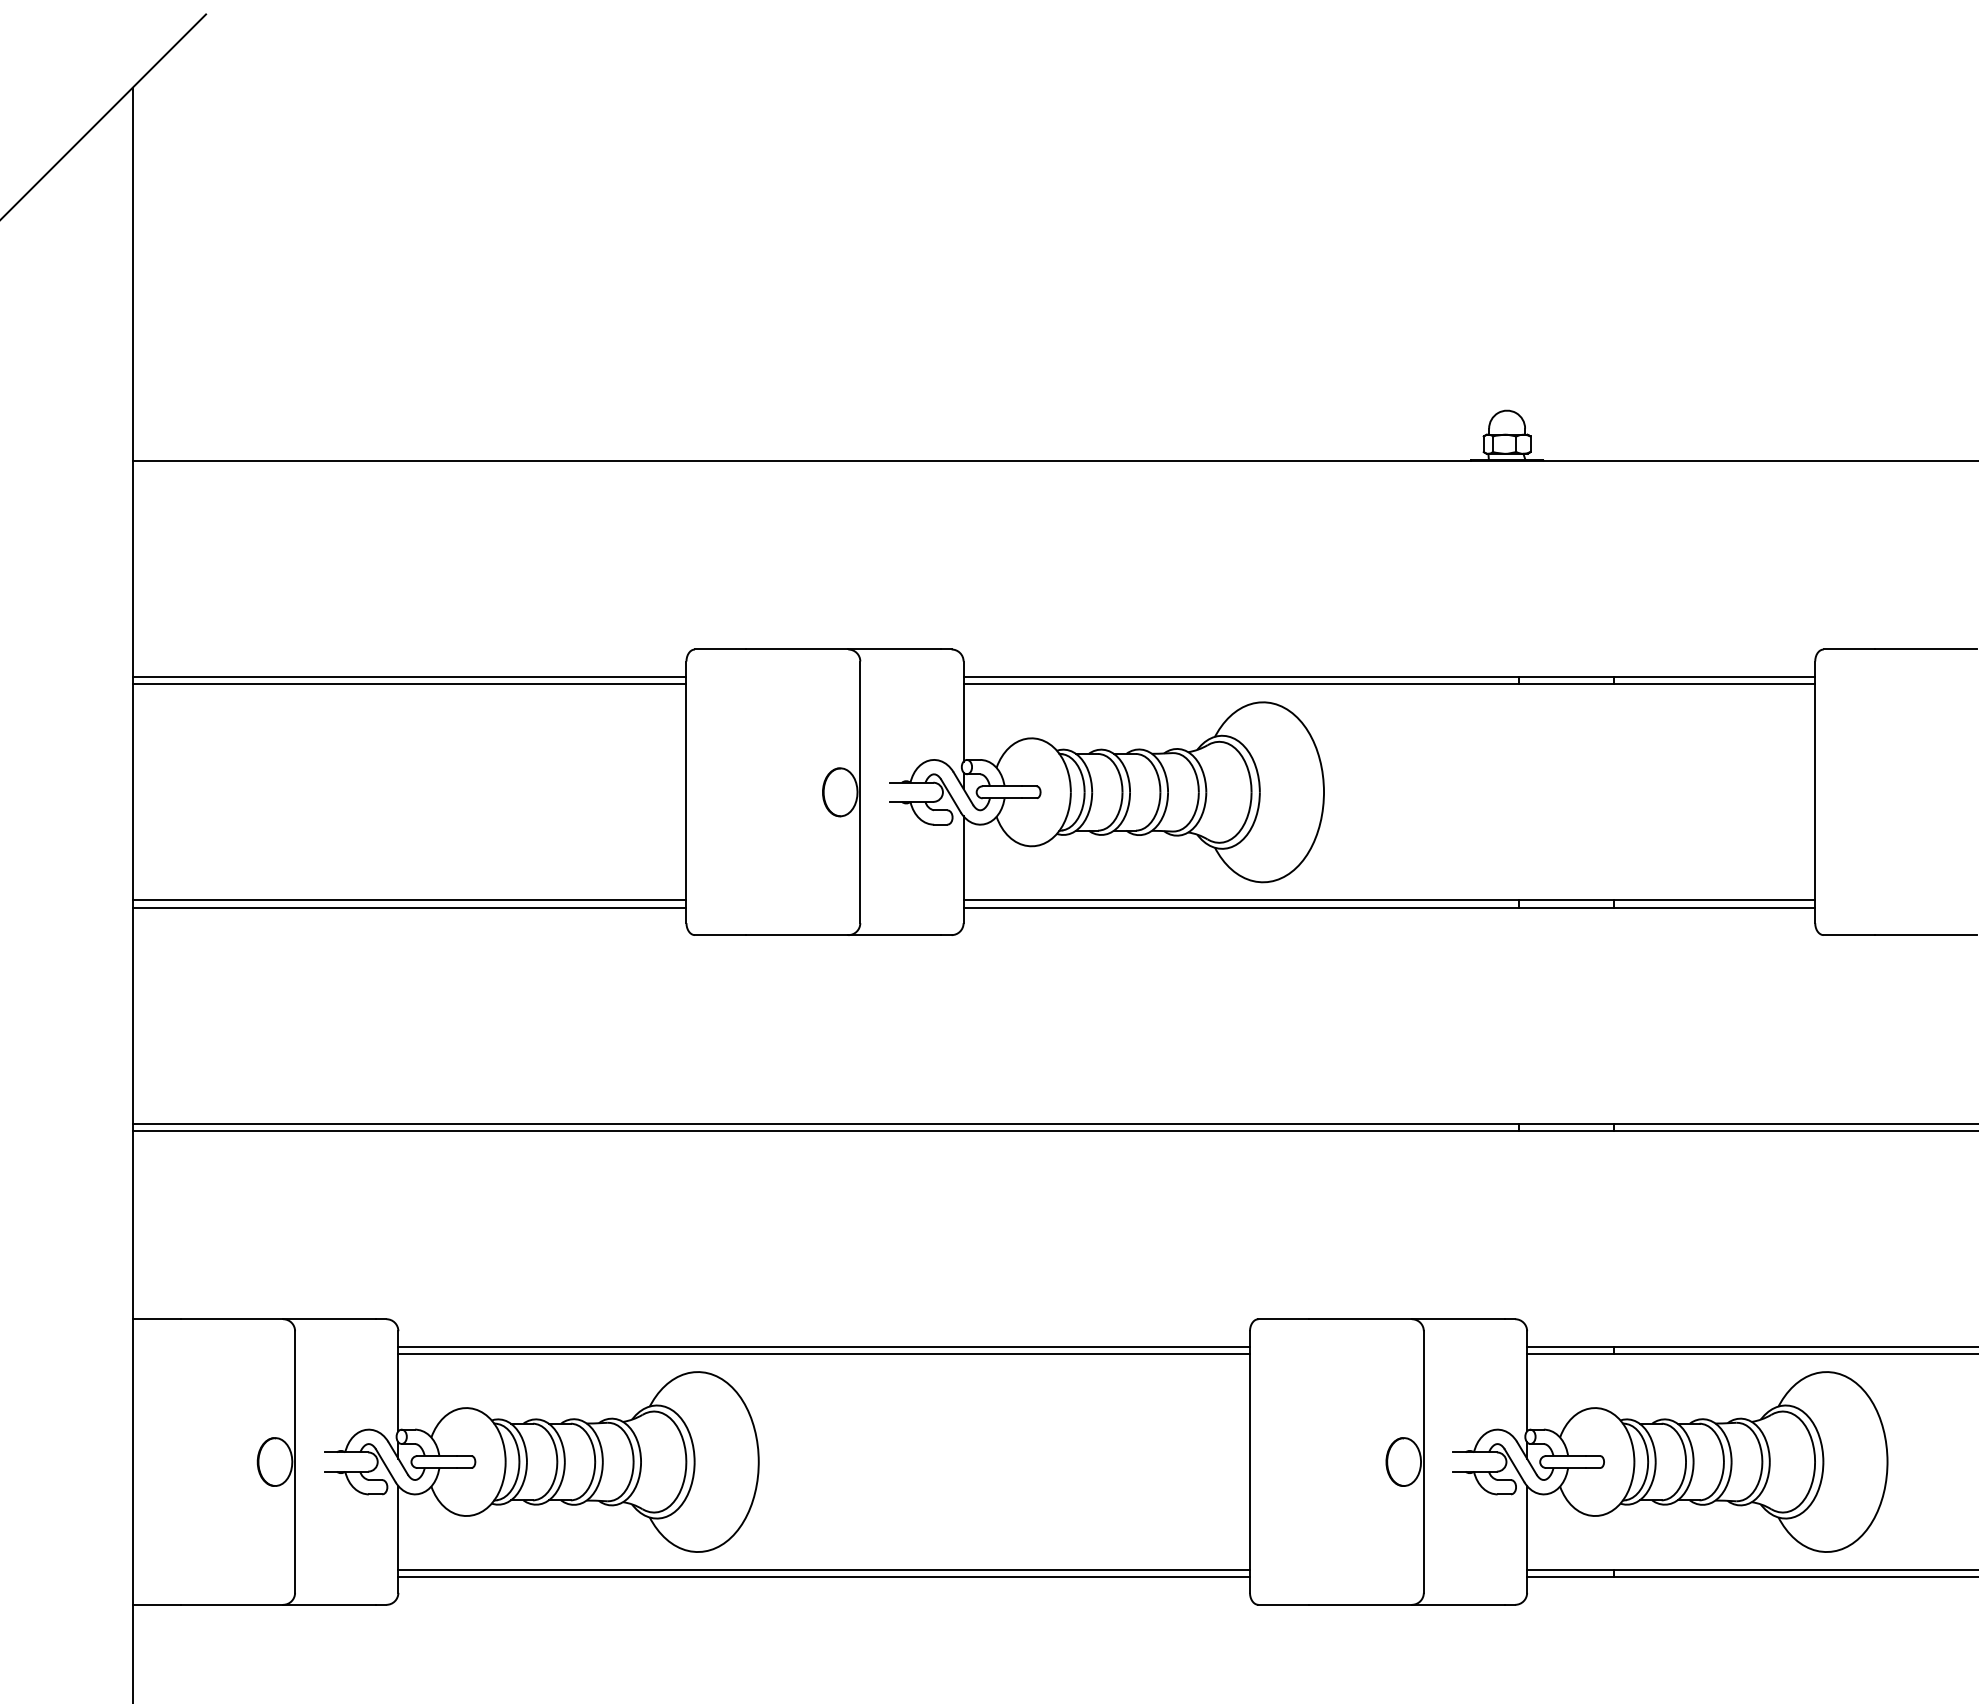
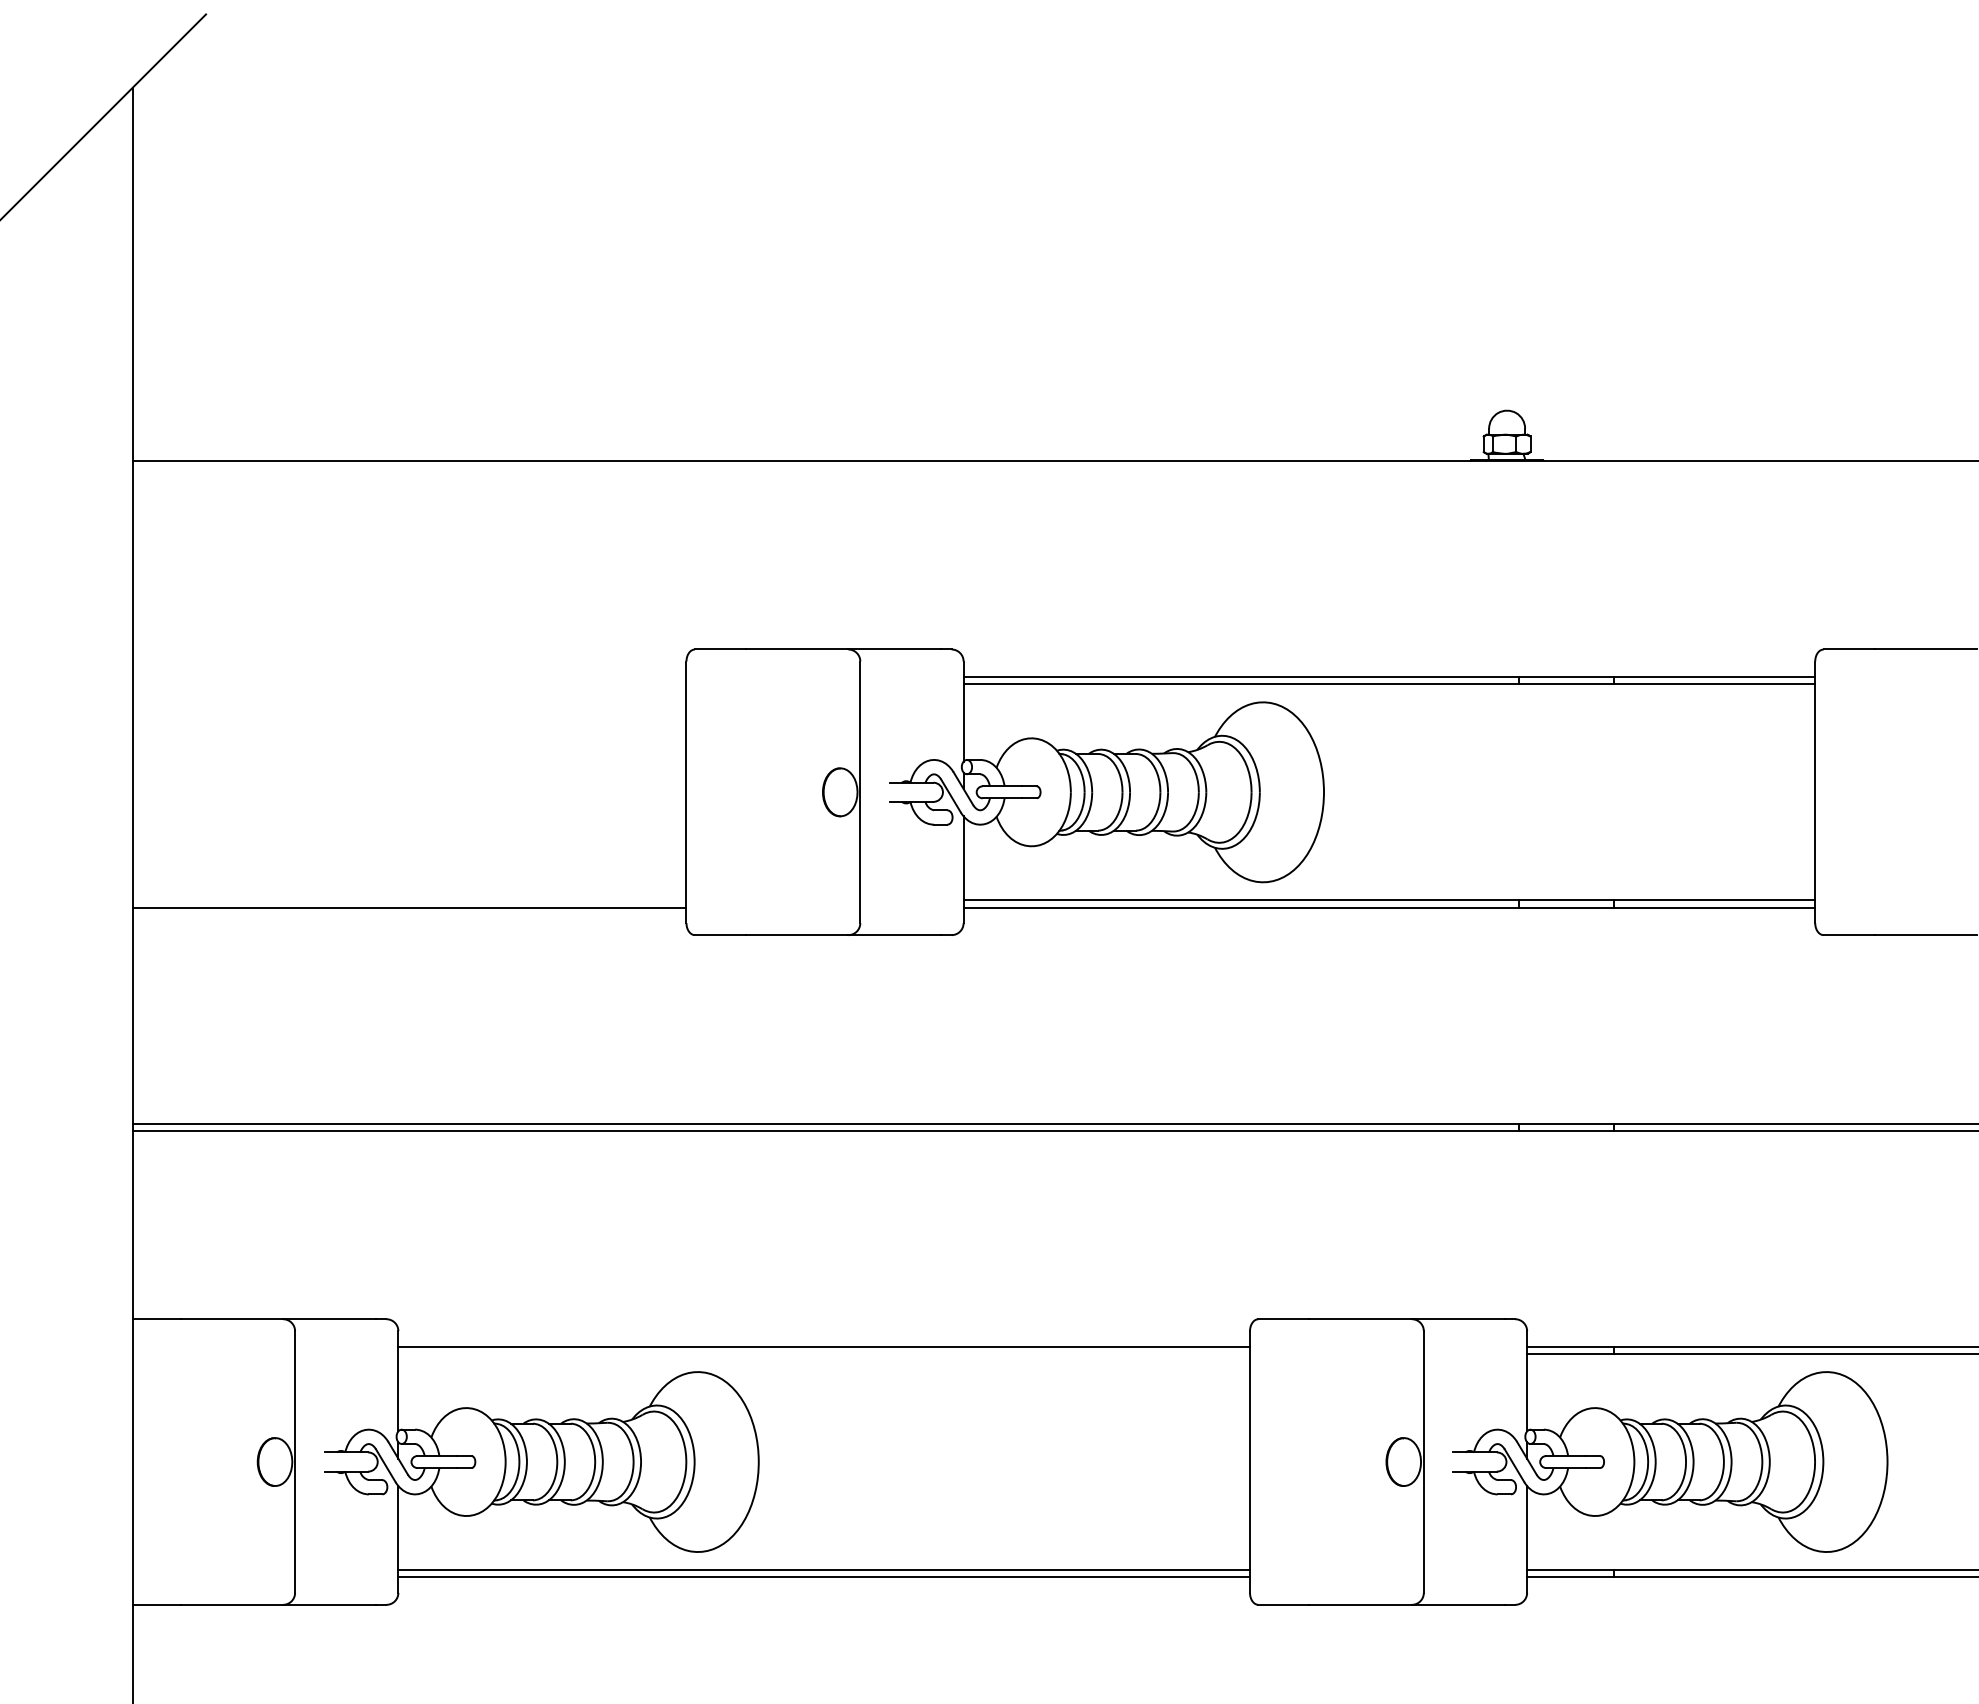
line: present -> none (409, 677)
line: present -> none (409, 684)
line: present -> none (409, 900)
line: present -> none (823, 1354)
